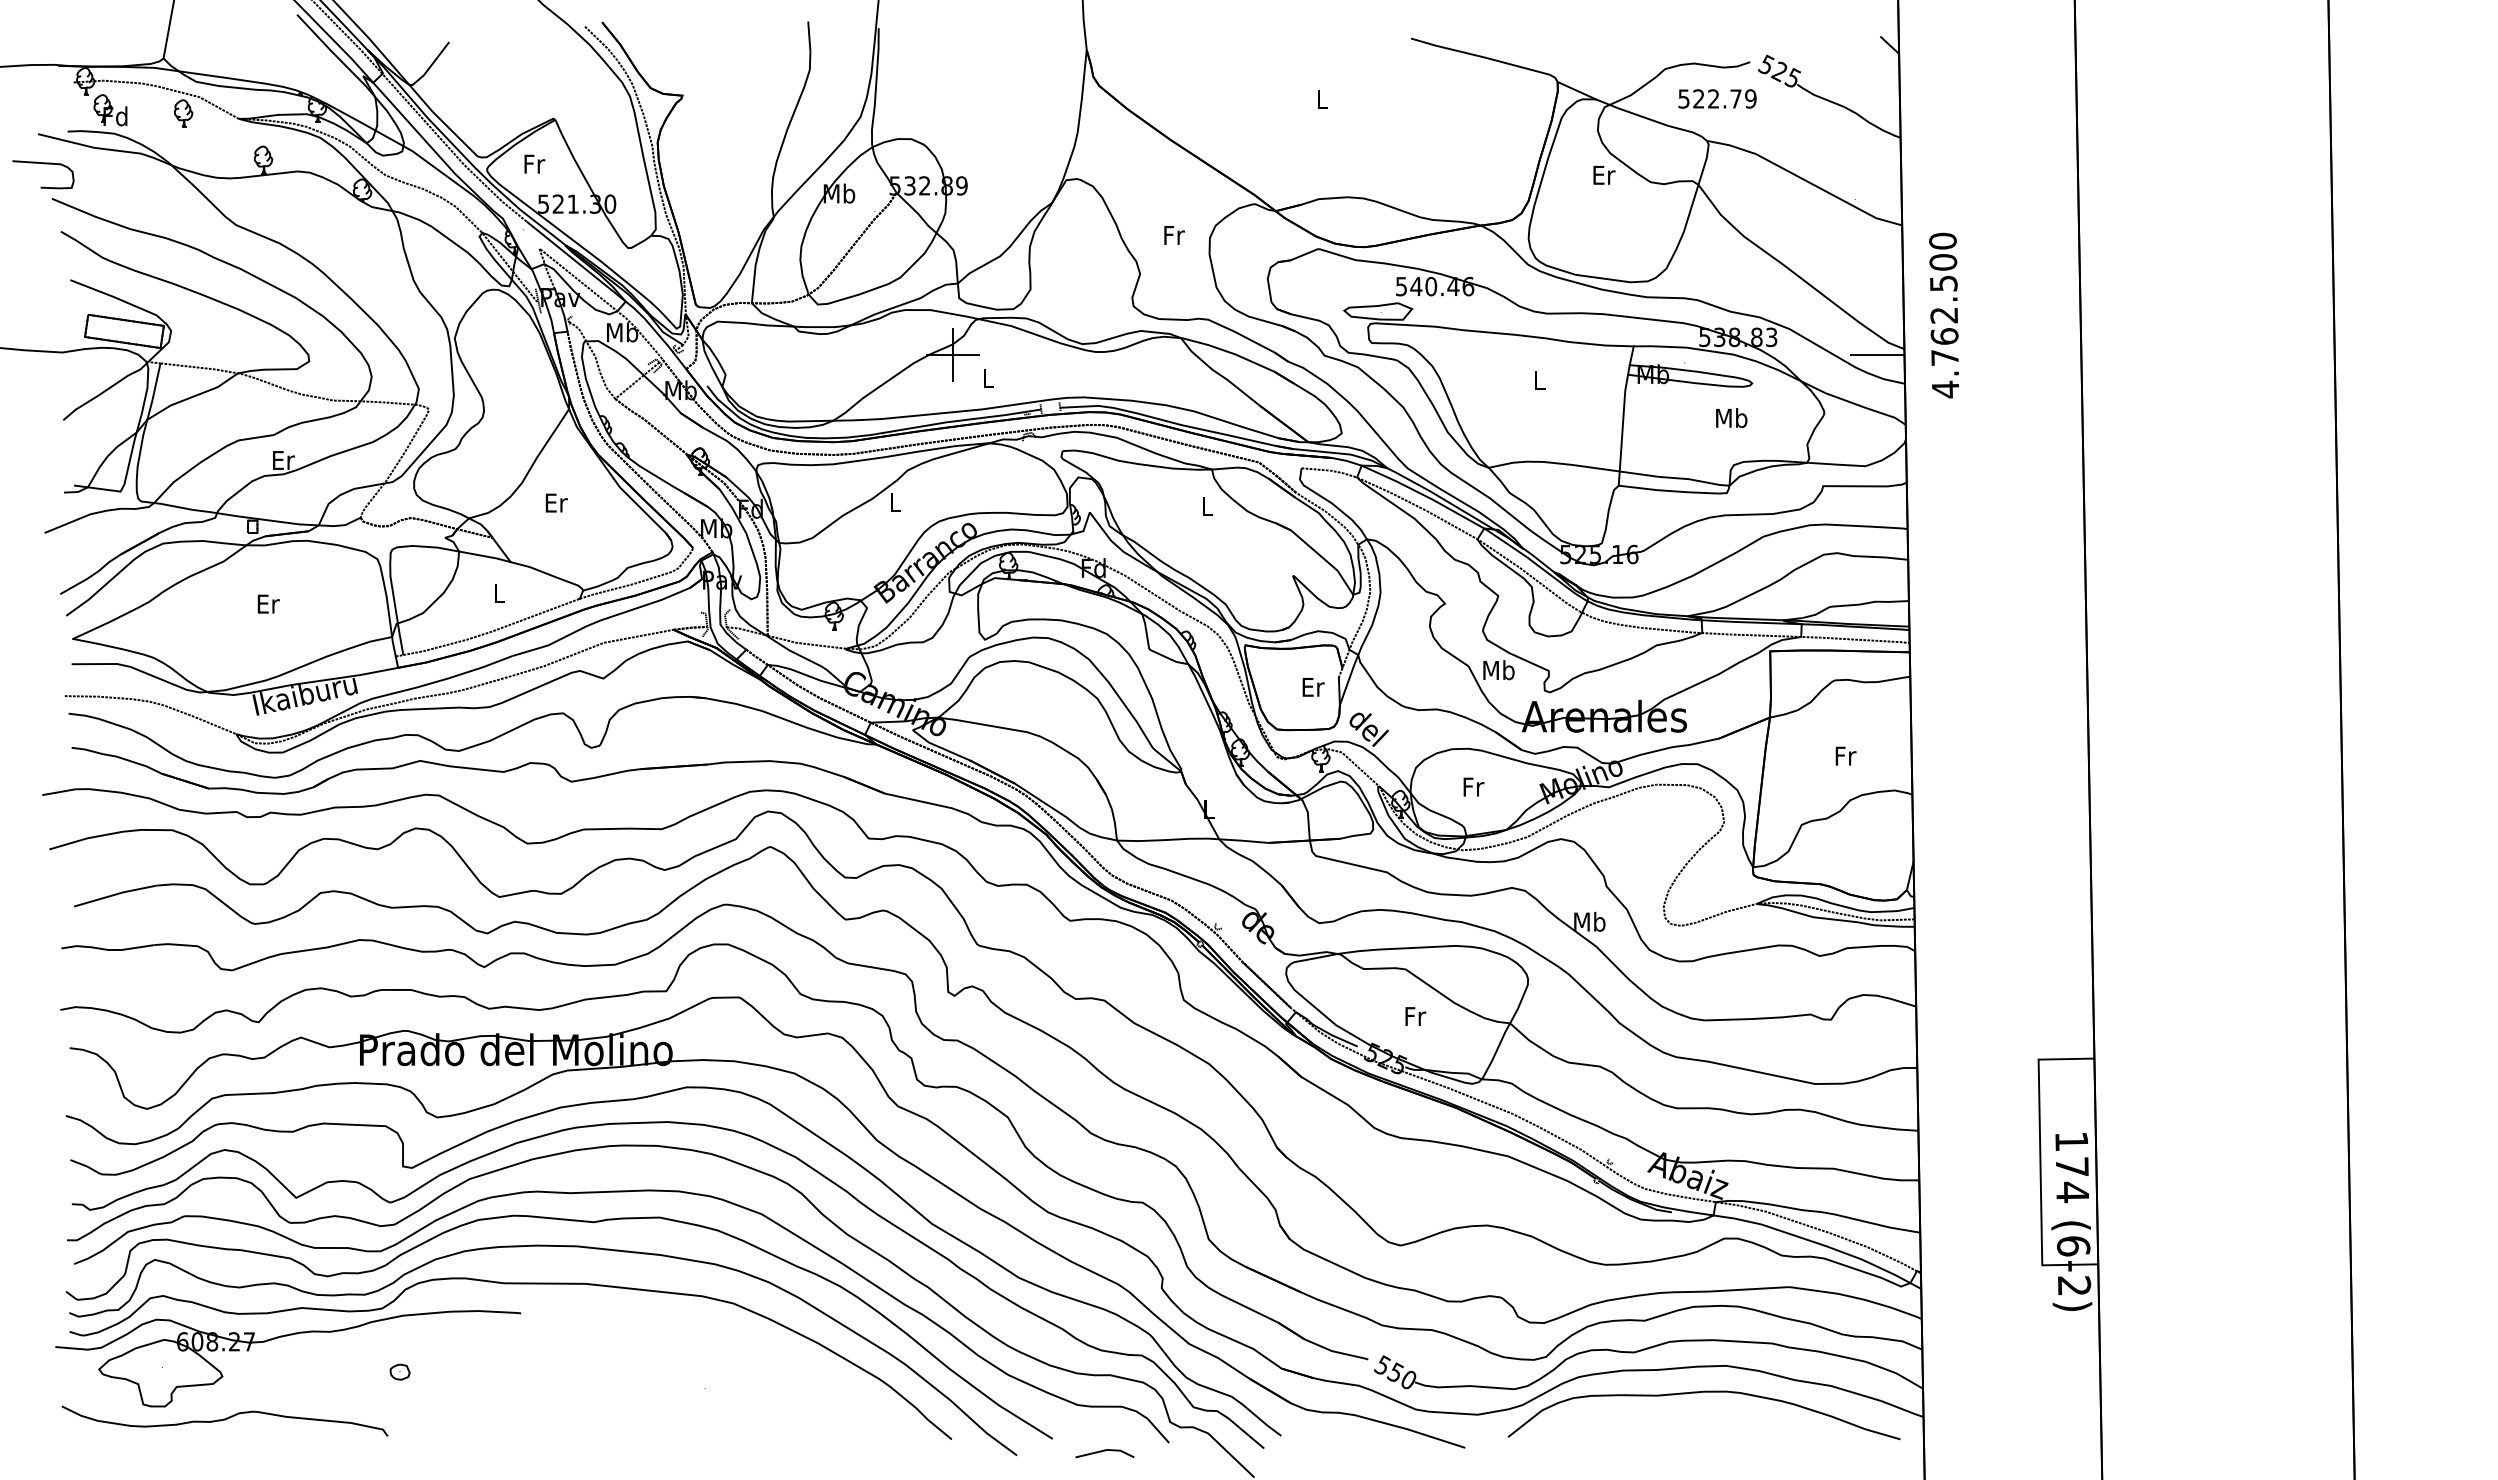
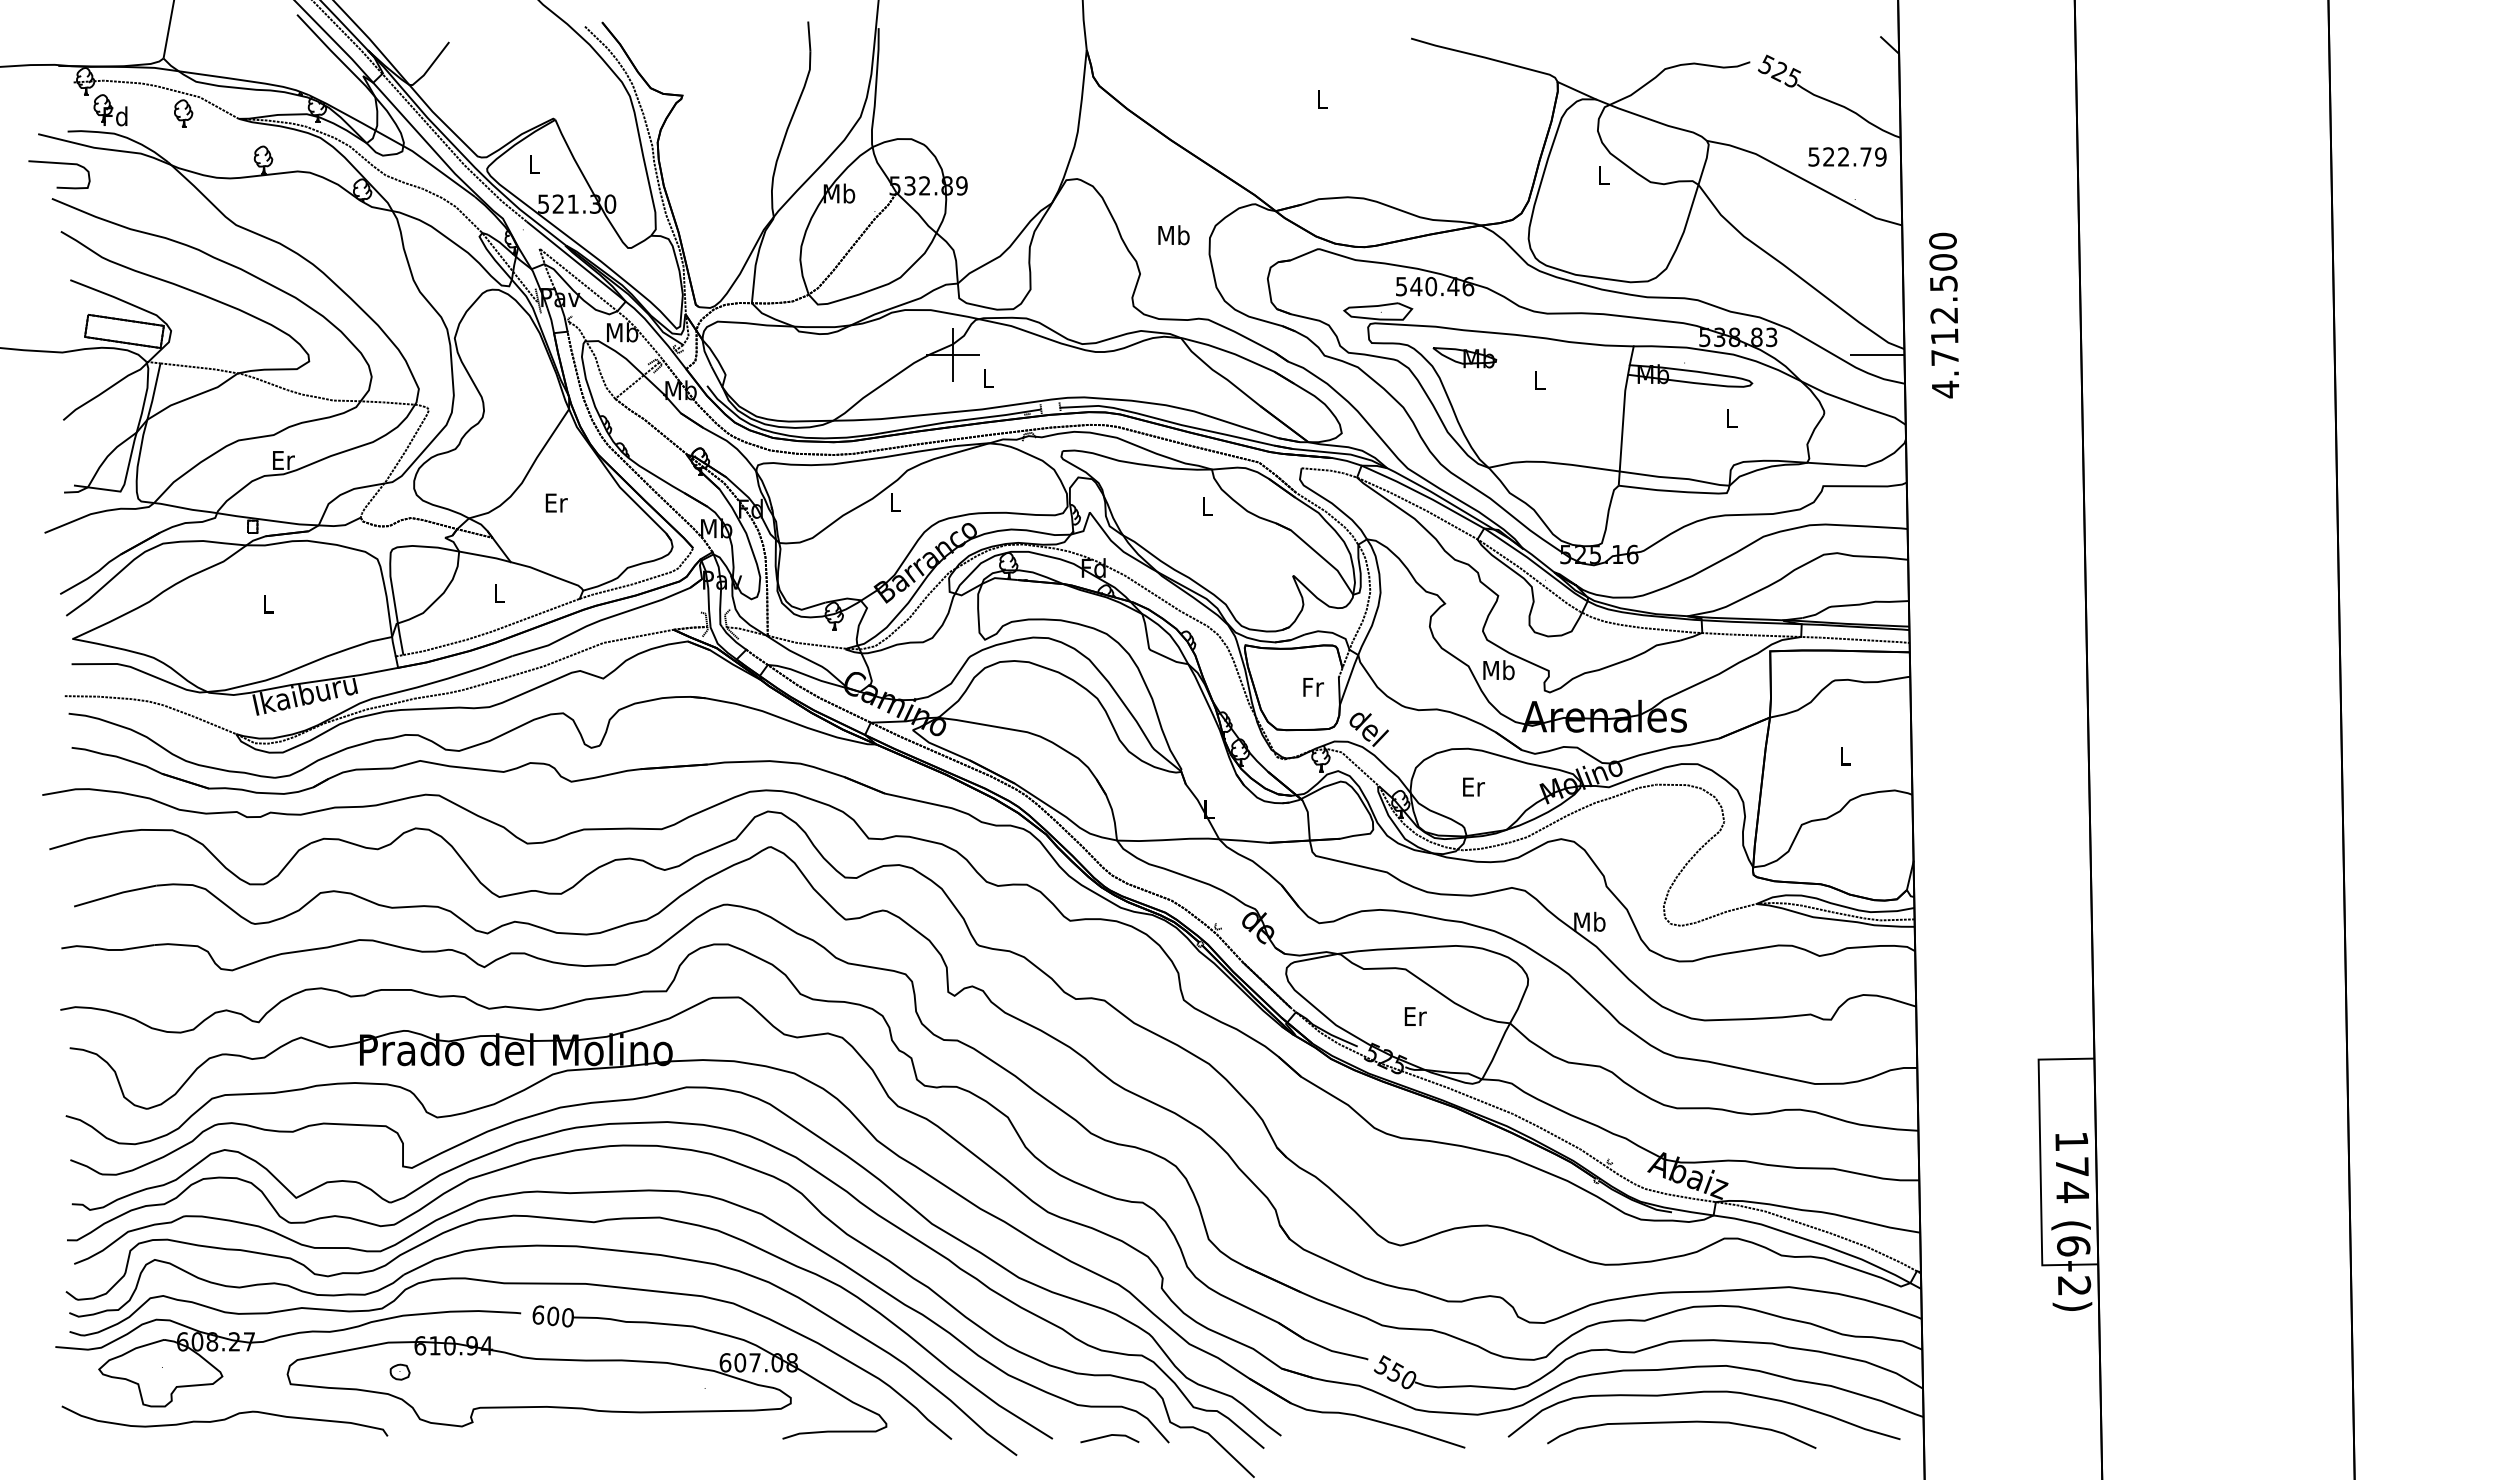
text position: (1717, 98) -> (1847, 156) (1847, 156)
text: Fr -> L (534, 163)
curve position: (43, 164) -> (59, 164) (59, 164)
text: Er -> L (1604, 174)
text: Fr -> Mb (1173, 235)
text: 4.762.500 -> 4.712.500 (1944, 336)
part: none -> present (1464, 357)
text: Mb -> L (1731, 418)
text: Er -> L (268, 603)
text: Er -> Fr (1313, 687)
text: Fr -> L (1845, 755)
text: Fr -> Er (1473, 786)
text: Fr -> Er (1415, 1016)
part: none -> present (586, 1372)
curve: none -> present (1677, 1423)
line position: (1104, 1451) -> (1109, 1436) (1109, 1436)
